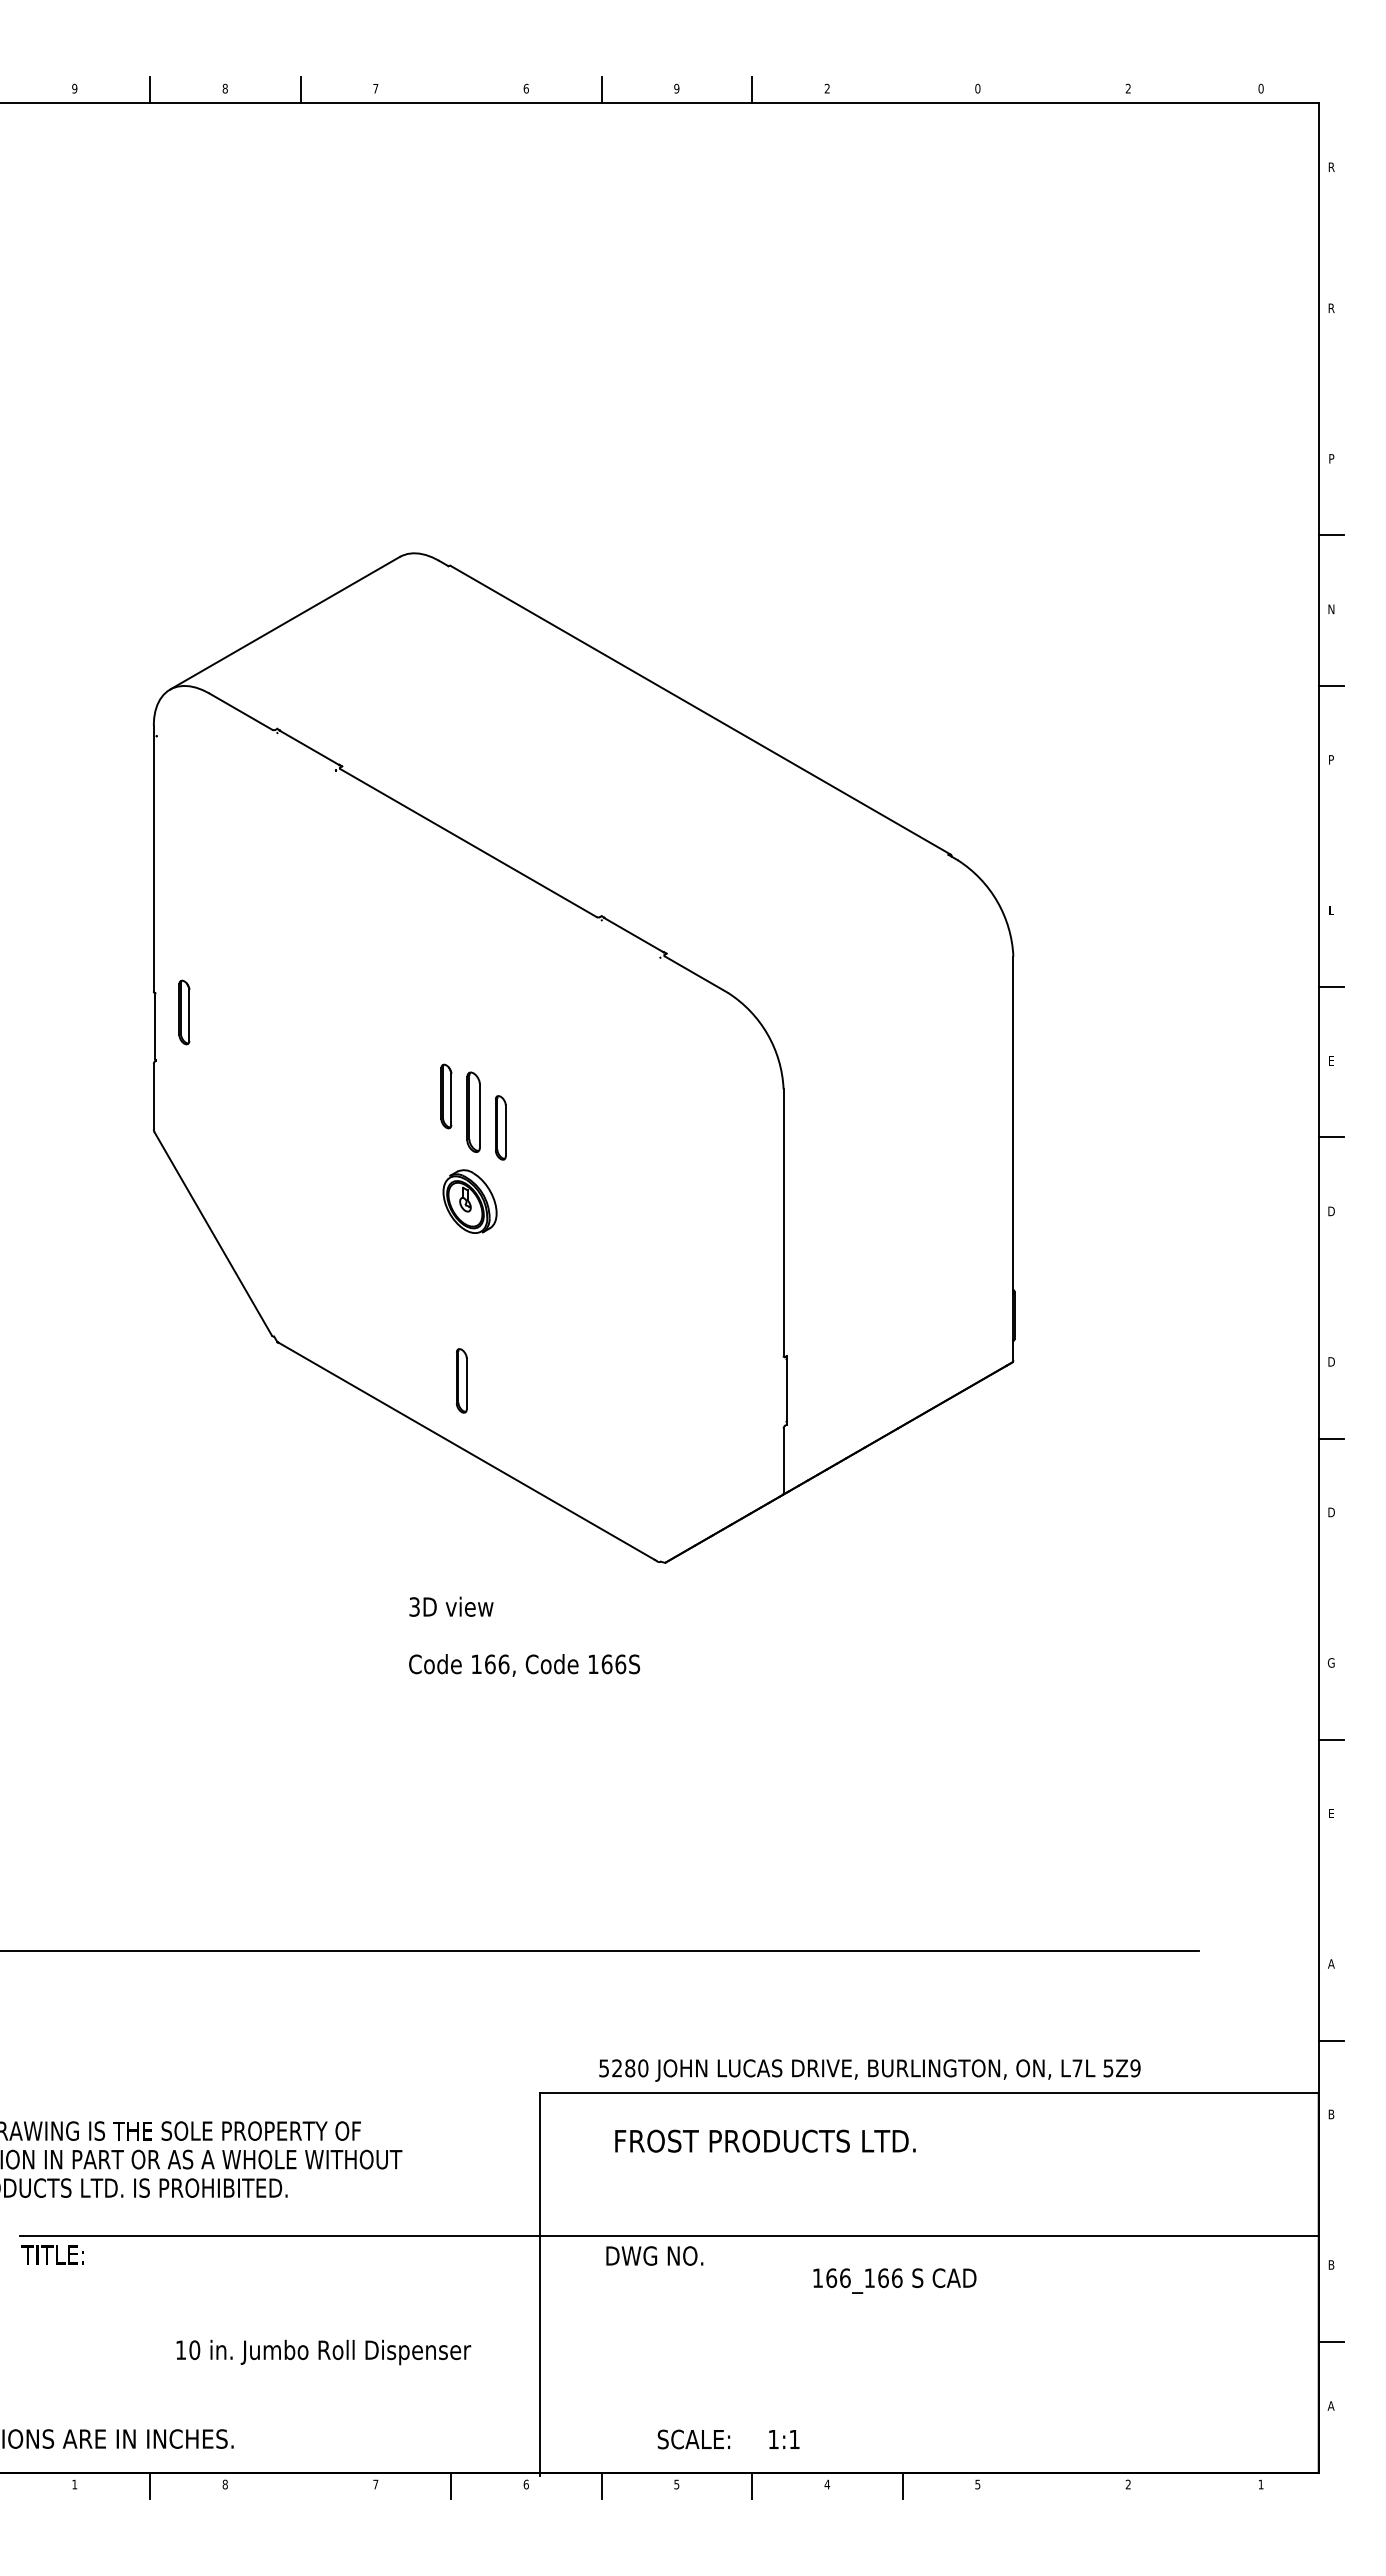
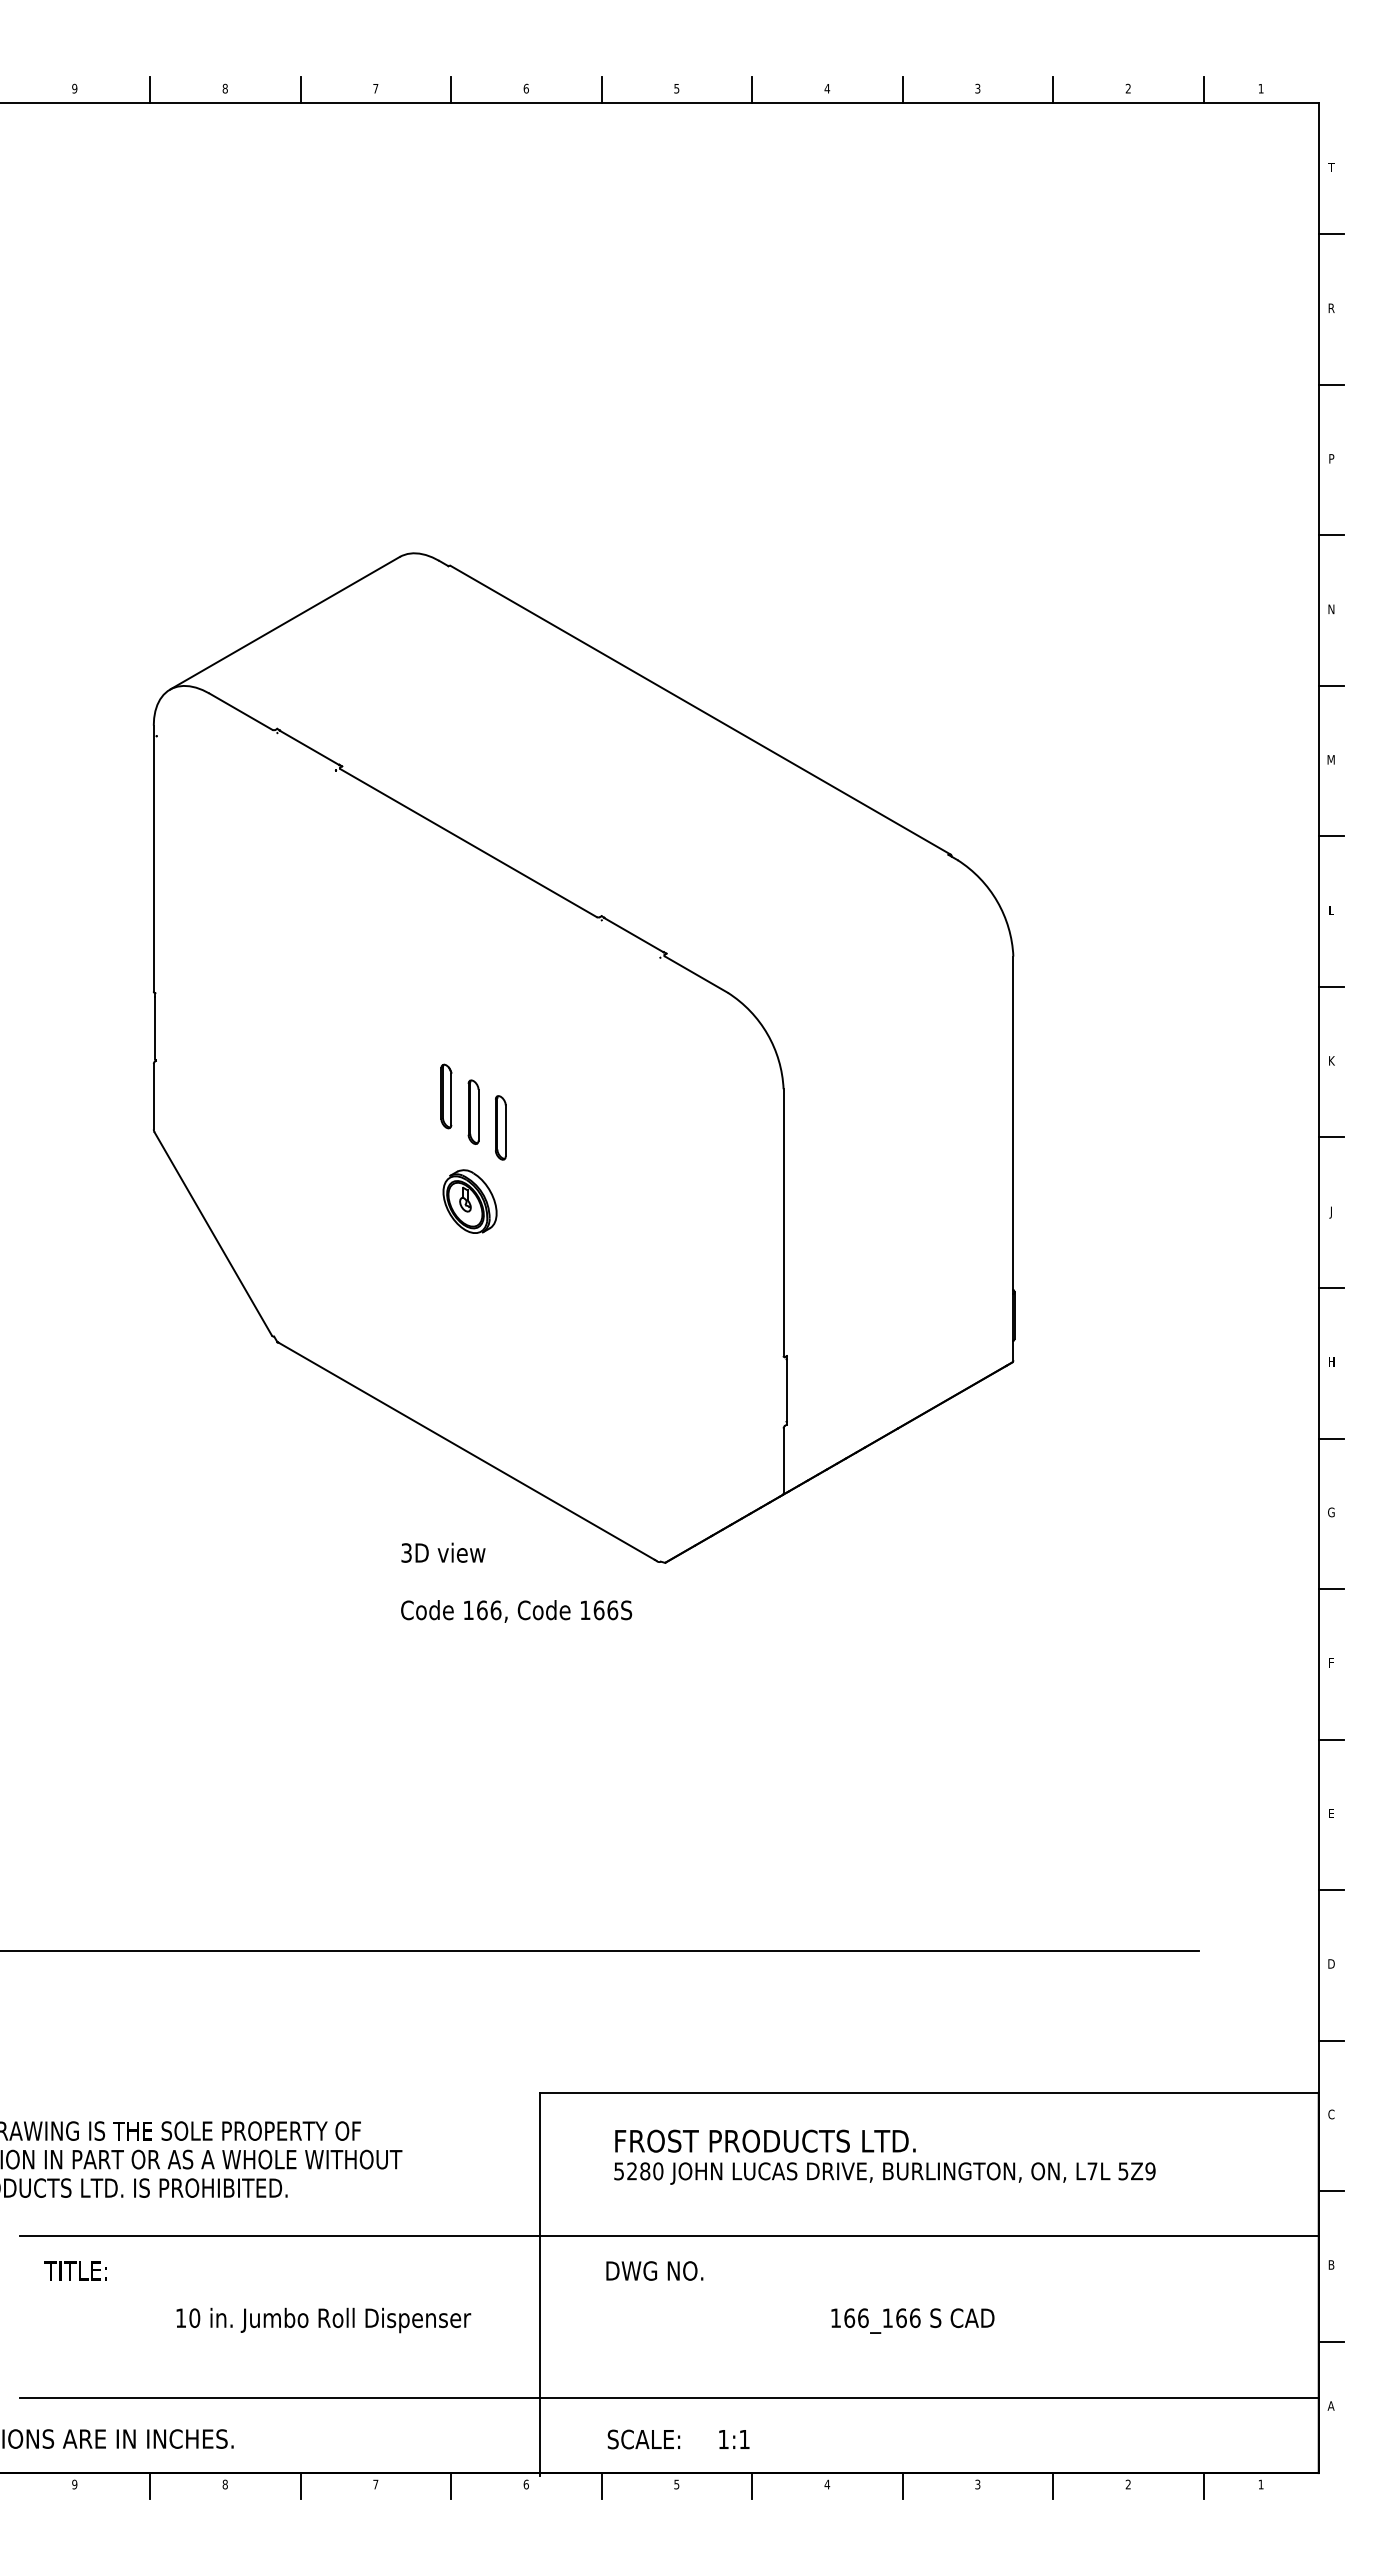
text: 9 -> 5 (676, 88)
text: 2 -> 4 (827, 88)
text: 0 -> 3 (977, 88)
text: 0 -> 1 (1260, 88)
line: none -> present (451, 89)
line: none -> present (902, 89)
line: none -> present (1053, 89)
line: none -> present (1203, 89)
text: R -> T (1331, 166)
line: none -> present (1331, 234)
line: none -> present (1331, 384)
text: P -> M (1330, 759)
line: none -> present (1331, 836)
part: present -> none (184, 1012)
text: E -> K (1331, 1060)
part size: 15x82 px -> 13x66 px (473, 1111)
text: D -> J (1331, 1212)
line: none -> present (1331, 1287)
text: D -> H (1331, 1361)
part: present -> none (461, 1380)
text: D -> G (1331, 1512)
line: none -> present (1331, 1589)
text position: (524, 1636) -> (516, 1582) (516, 1582)
text: G -> F (1330, 1662)
line: none -> present (1331, 1890)
text: A -> D (1331, 1963)
text position: (869, 2070) -> (884, 2173) (884, 2173)
text: B -> C (1331, 2114)
line: none -> present (1331, 2191)
text position: (52, 2254) -> (75, 2270) (75, 2270)
text position: (654, 2255) -> (654, 2270) (654, 2270)
text position: (894, 2280) -> (912, 2320) (912, 2320)
text position: (323, 2352) -> (323, 2320) (323, 2320)
line: none -> present (669, 2397)
text position: (728, 2439) -> (678, 2439) (678, 2439)
text: 5 -> 3 (977, 2483)
text: 1 -> 9 (74, 2484)
line: none -> present (300, 2485)
line: none -> present (1053, 2485)
line: none -> present (1203, 2485)
